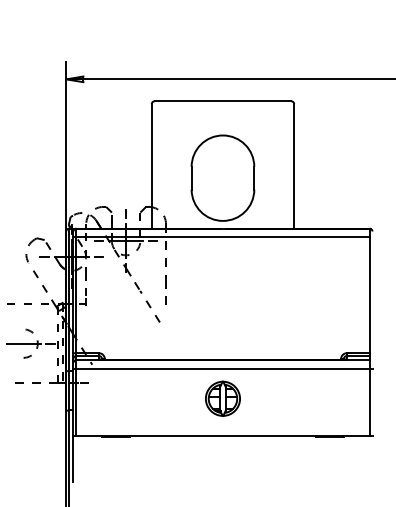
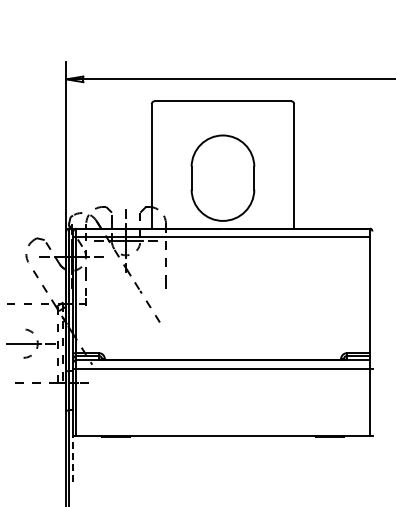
line: present -> none (165, 300)
part: present -> none (222, 398)
line: solid -> dashed (73, 458)
